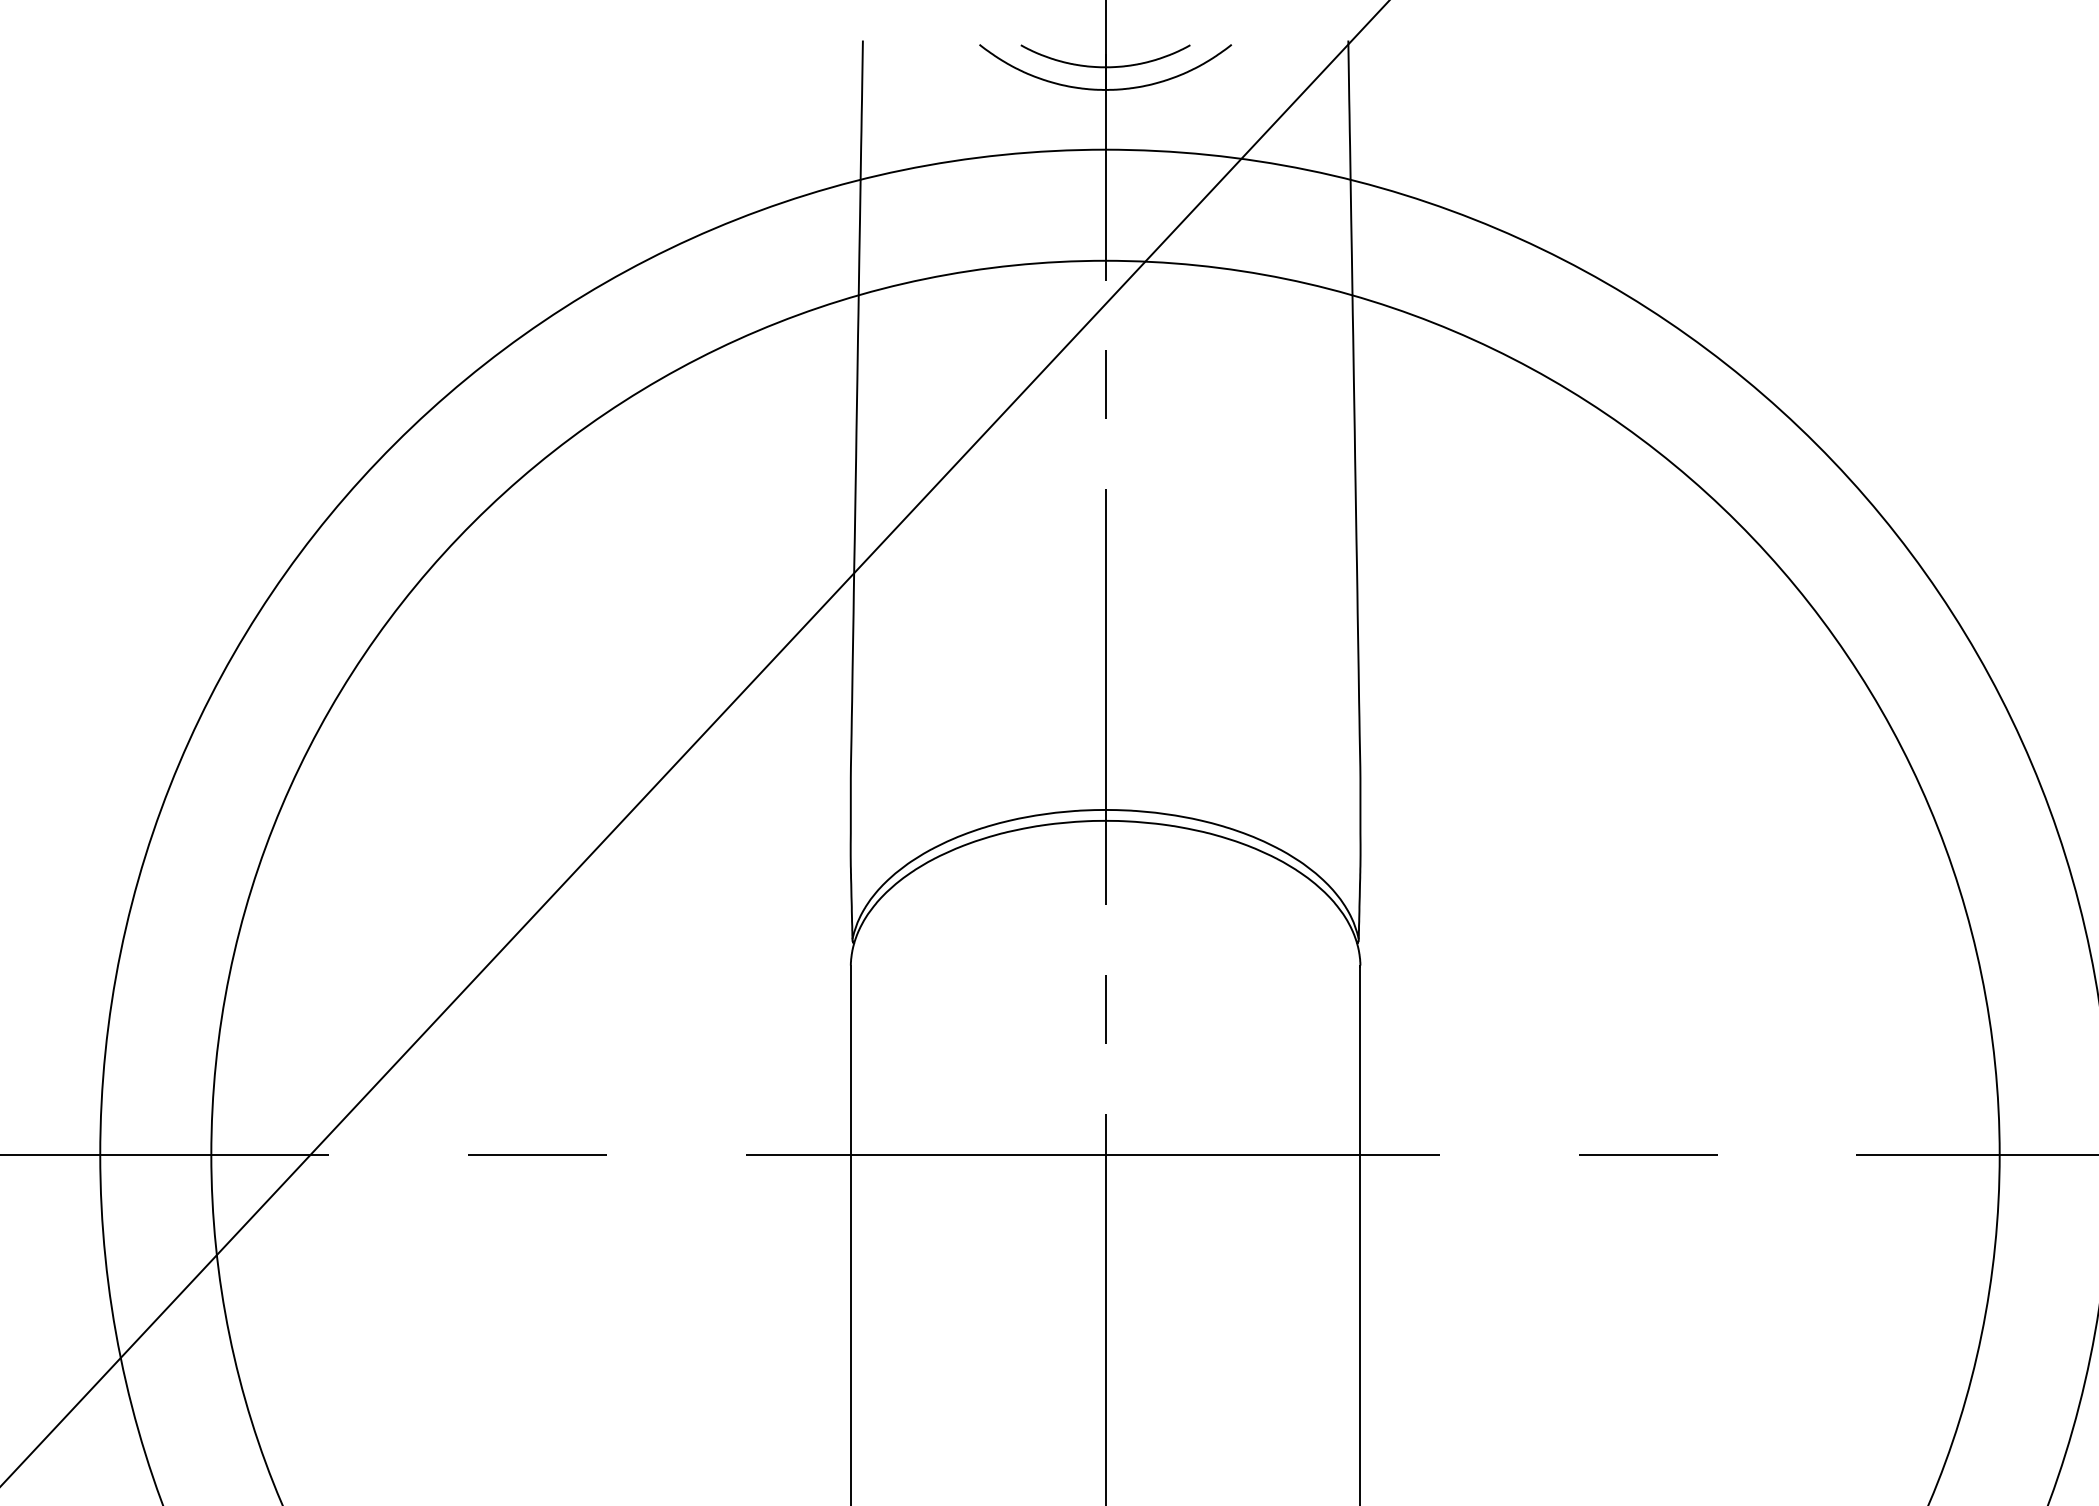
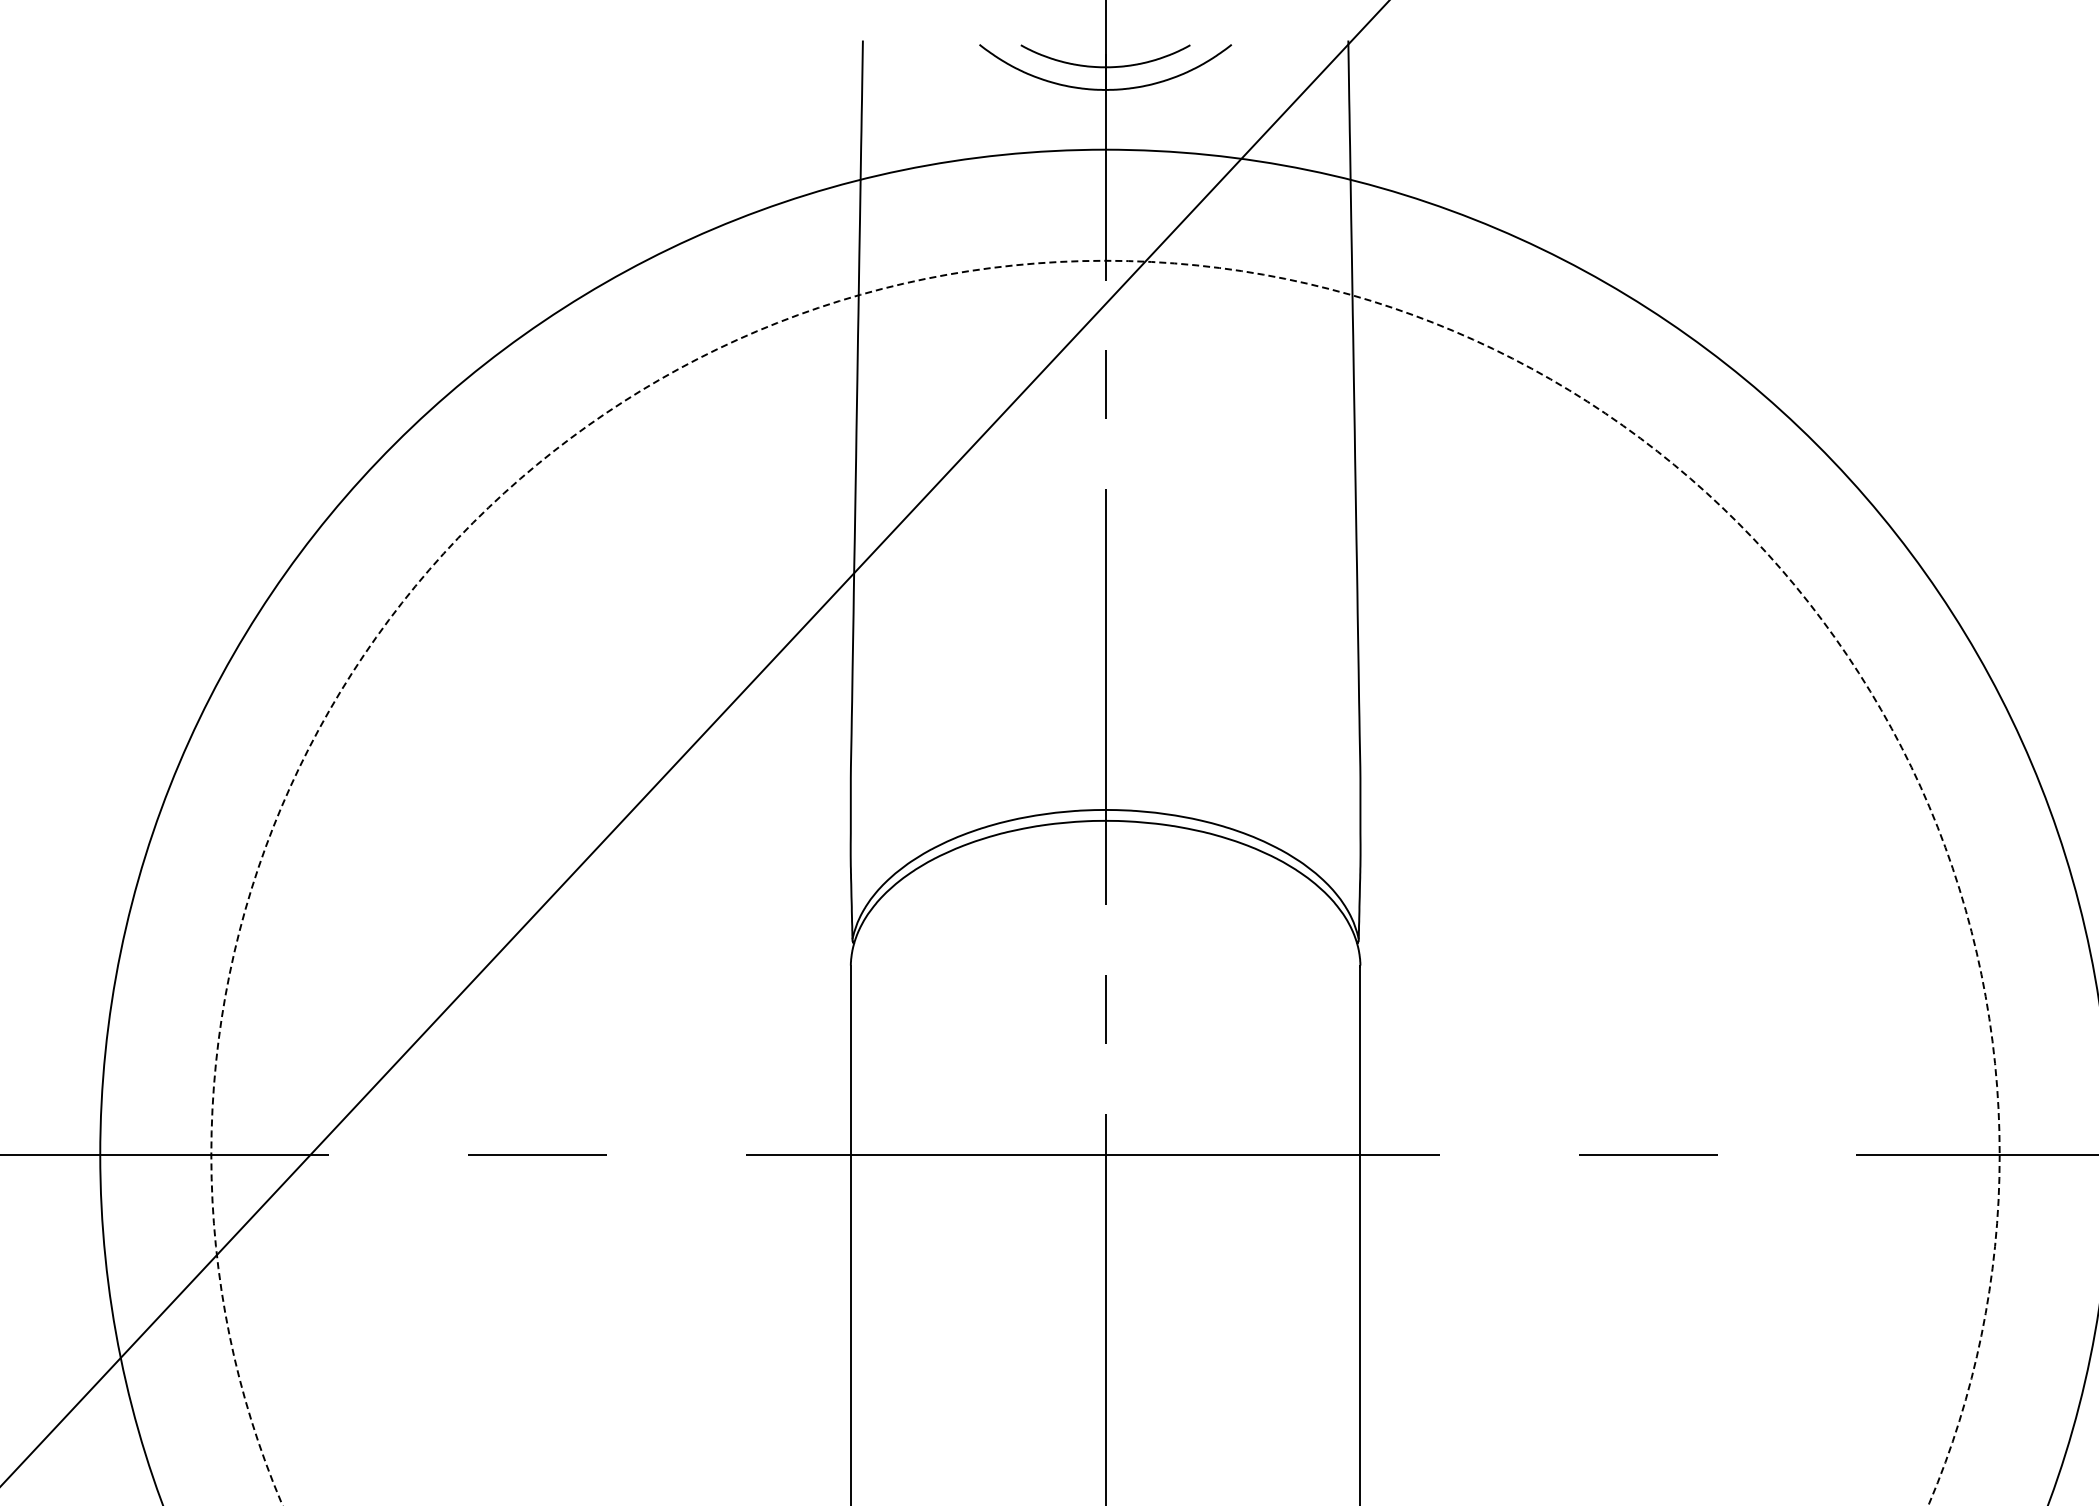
circle: solid -> dashed (1105, 882)
